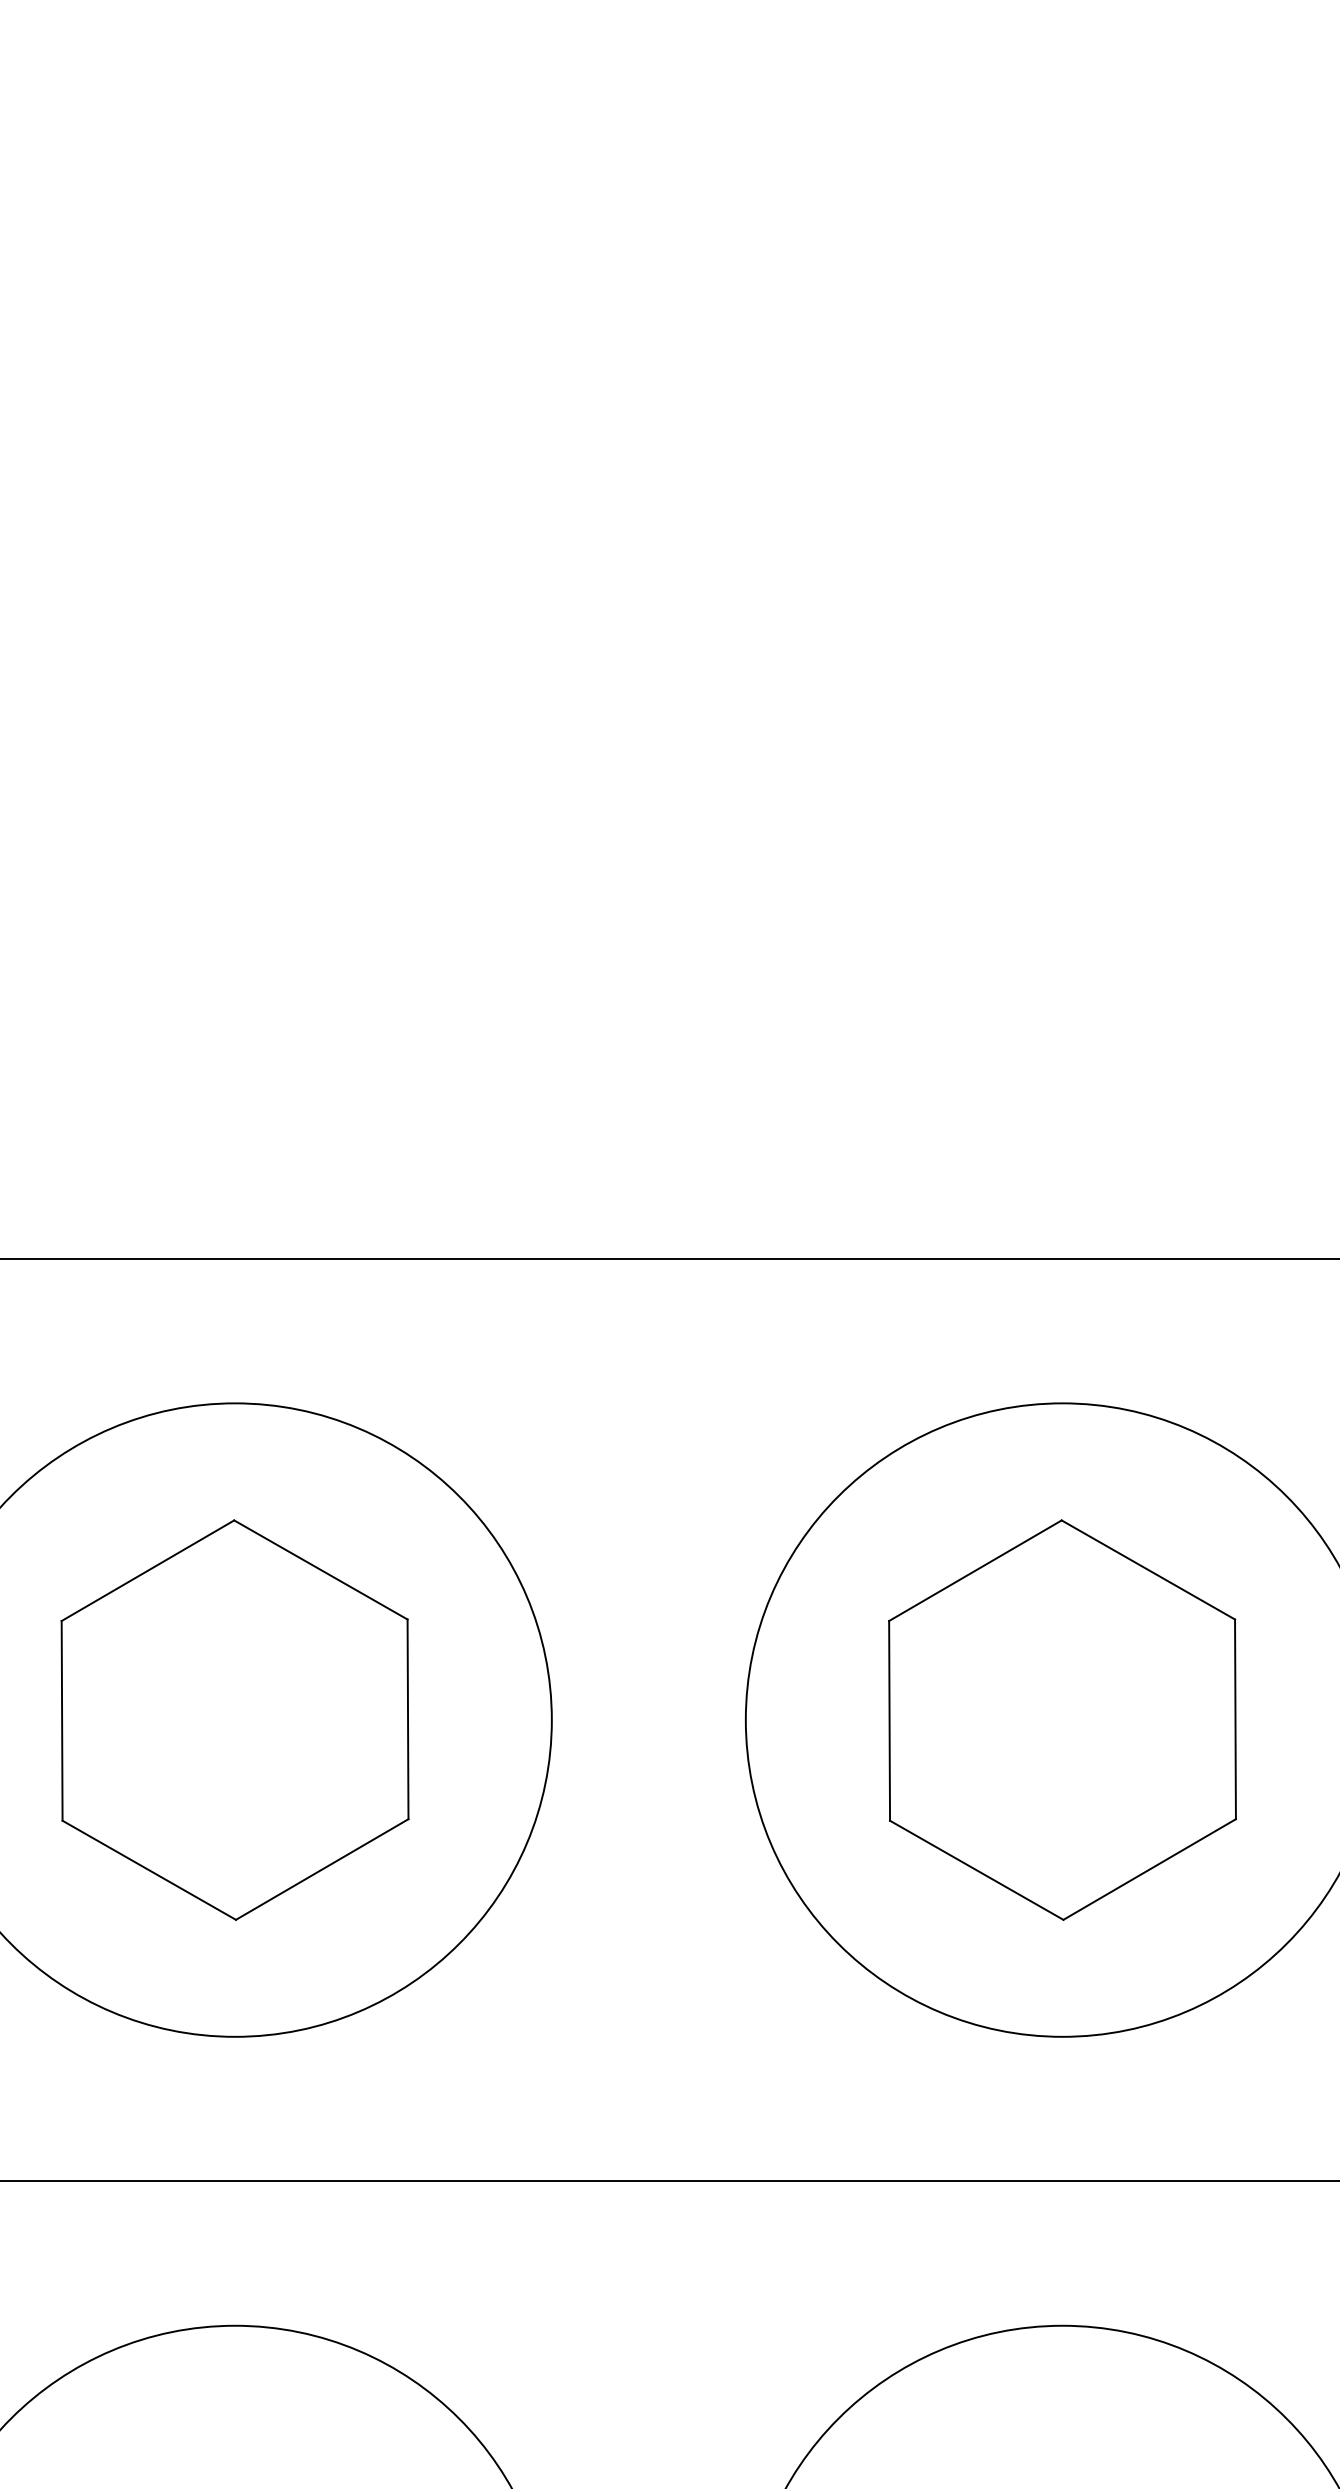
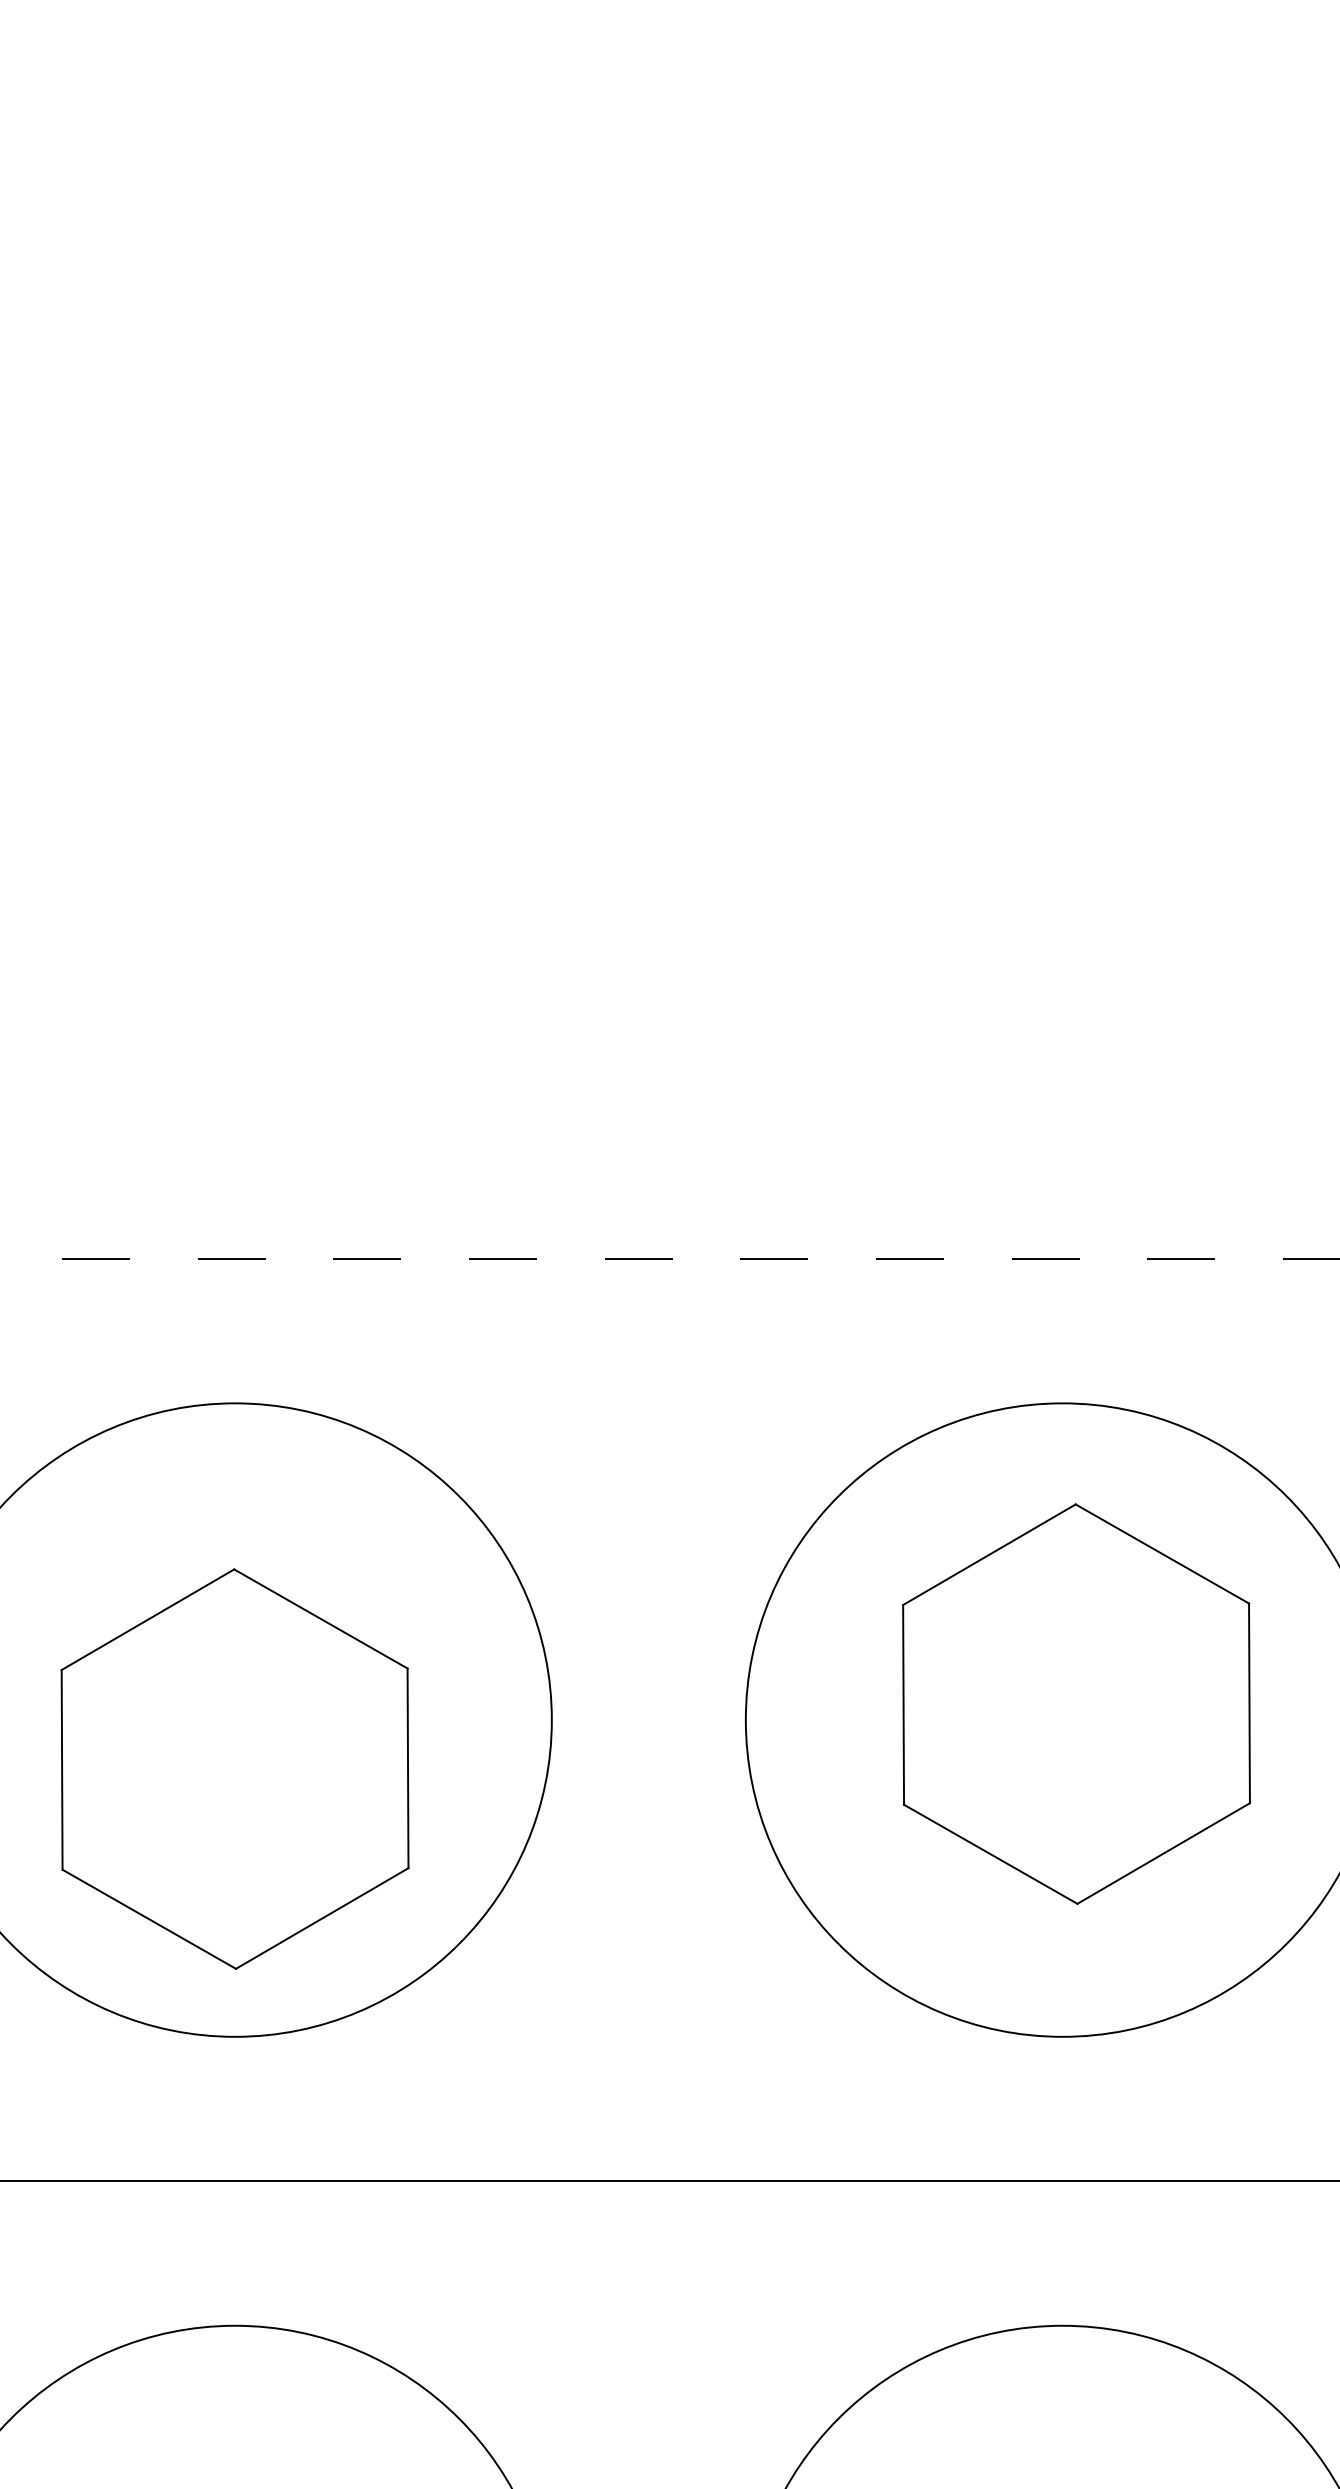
line: solid -> dashed (669, 1258)
part position: (234, 1719) -> (234, 1768) (234, 1768)
part position: (1062, 1719) -> (1076, 1703) (1076, 1703)
